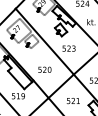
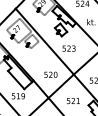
text position: (44, 69) -> (50, 74) (50, 74)
